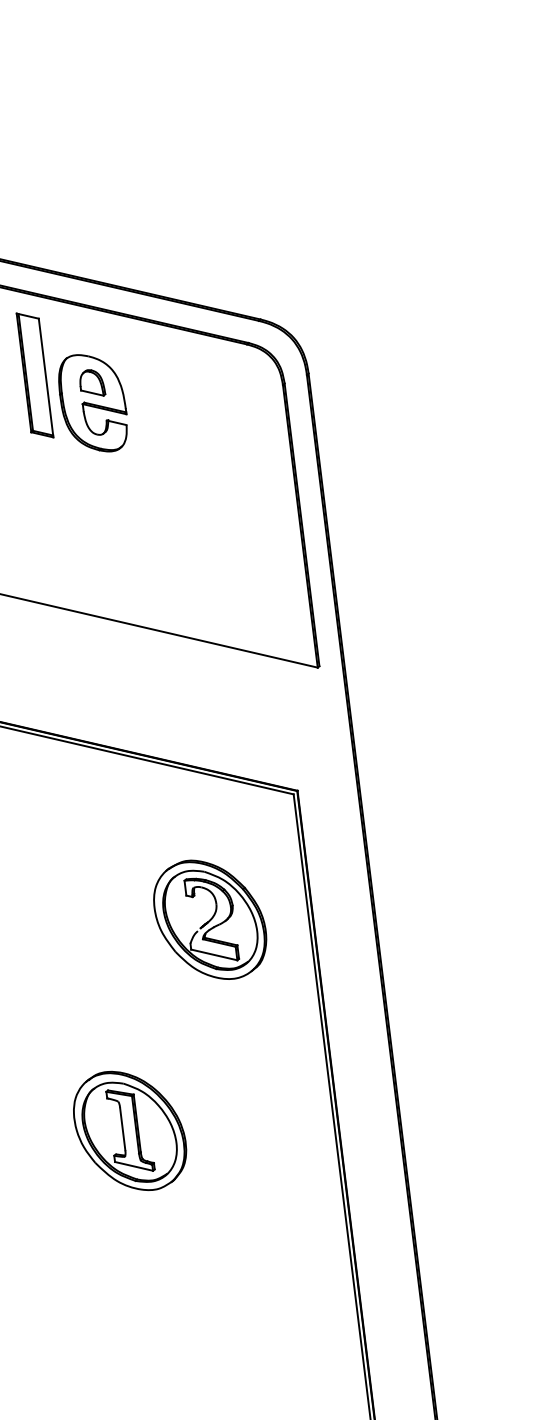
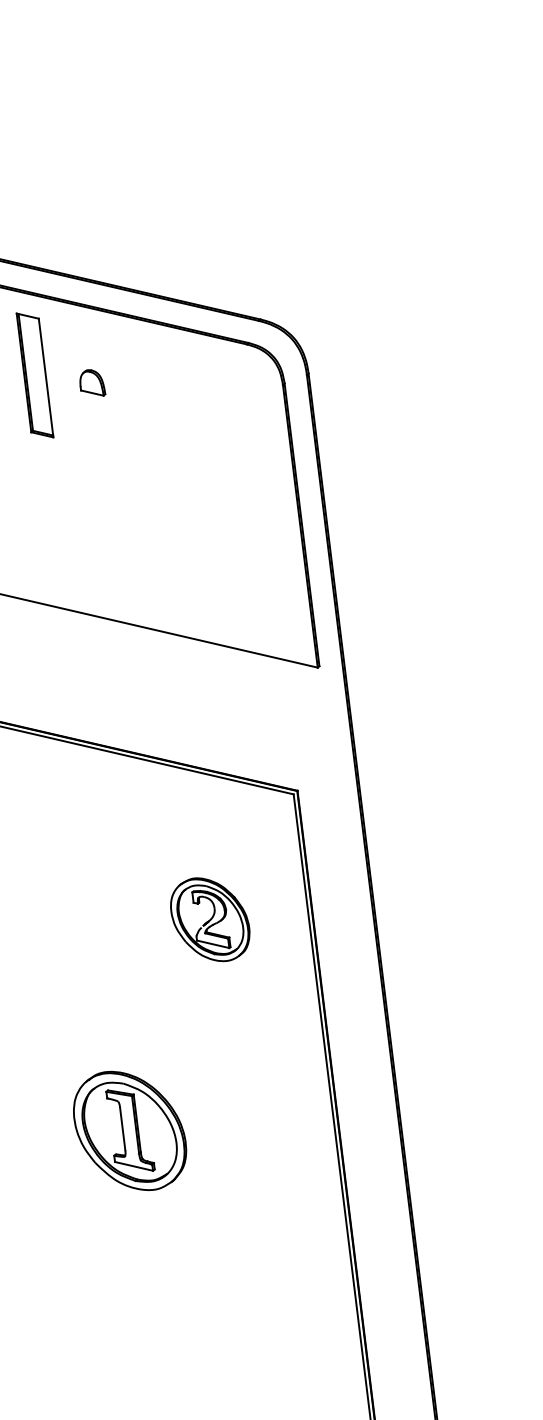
part: present -> none (92, 403)
part size: 115x121 px -> 81x86 px (210, 919)
